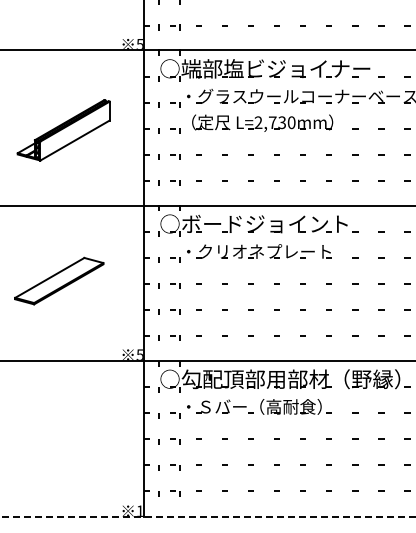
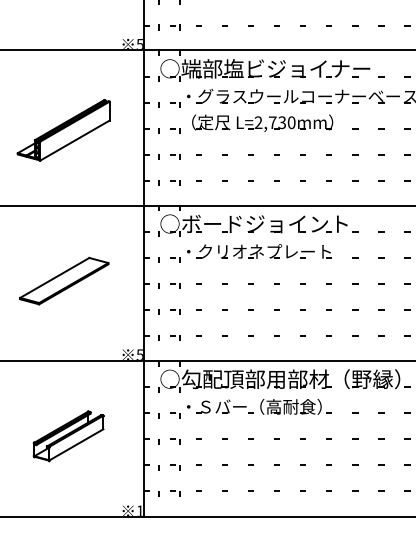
part position: (59, 280) -> (64, 280) (64, 280)
part: none -> present (68, 436)
line: dashed -> solid (208, 517)
